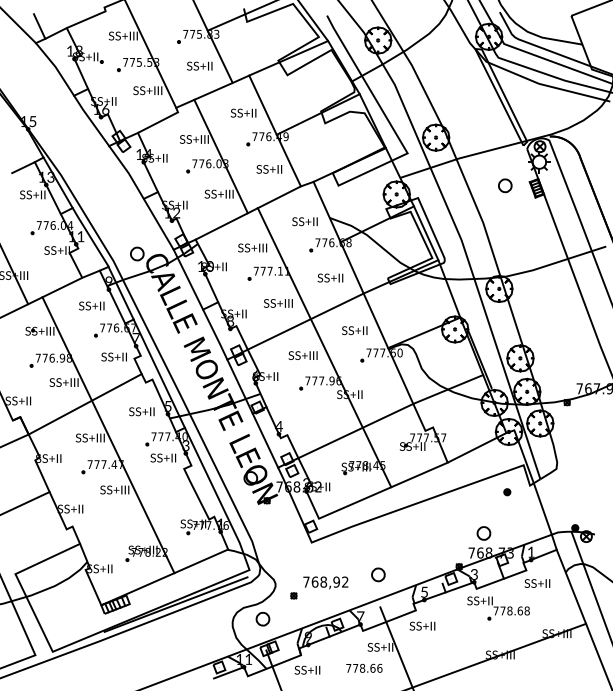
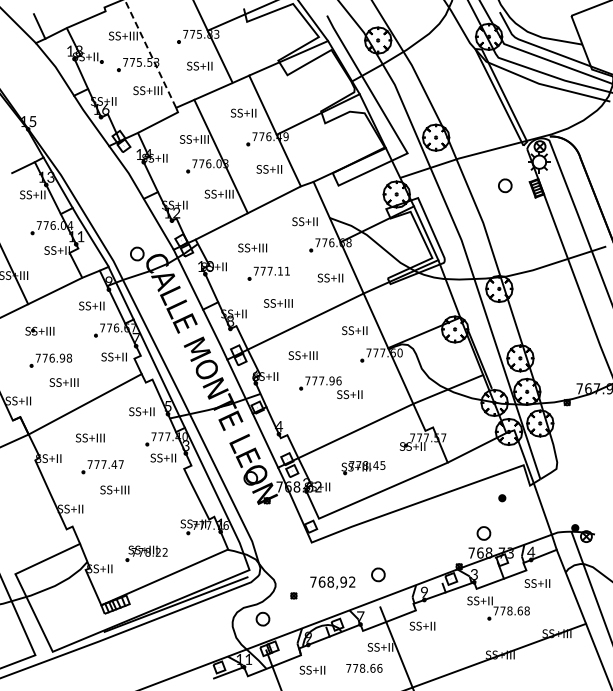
line: solid -> dashed (150, 53)
line: present -> none (324, 347)
line: present -> none (108, 435)
part position: (507, 492) -> (502, 498) (502, 498)
line: present -> none (25, 503)
text: 1 -> 4 (531, 551)
text position: (325, 582) -> (332, 582) (332, 582)
text: 5 -> 9 (424, 591)
text position: (307, 669) -> (312, 669) (312, 669)
